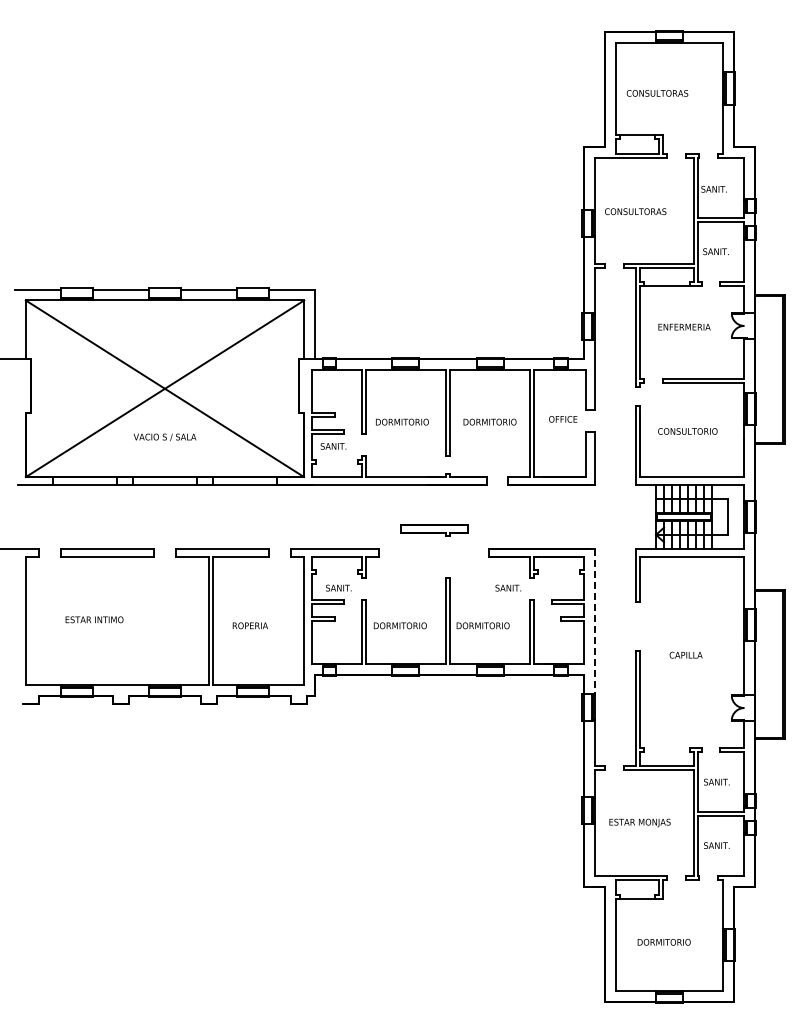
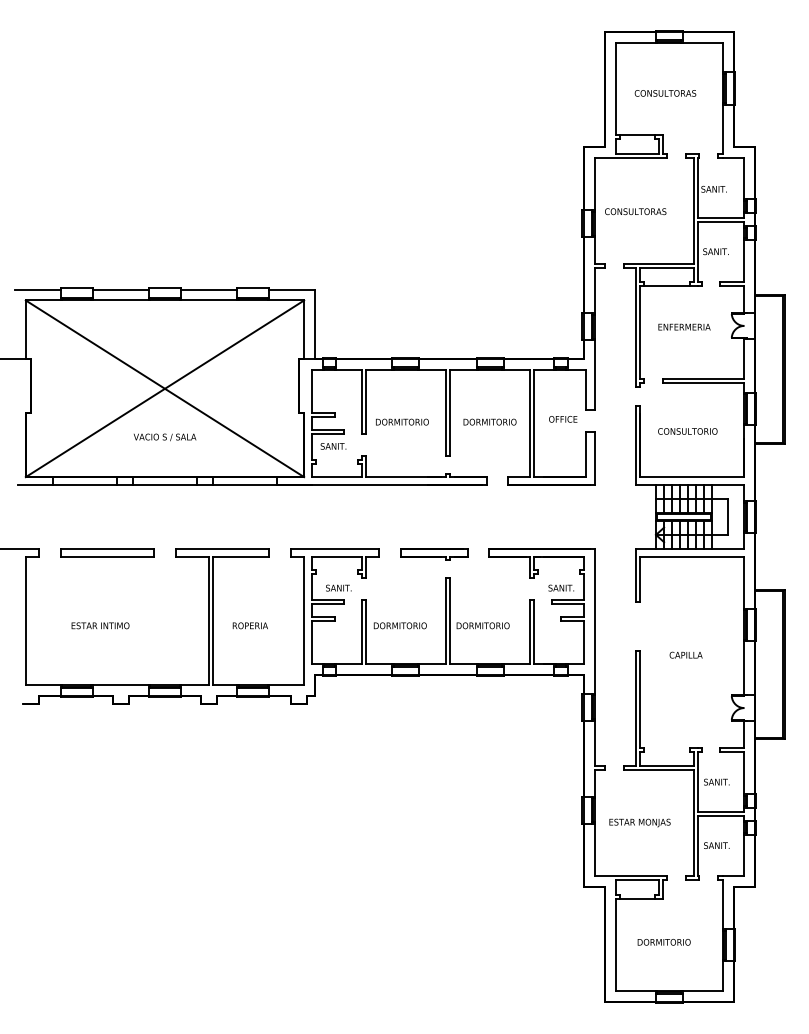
text position: (657, 93) -> (665, 93) (665, 93)
part position: (434, 530) -> (434, 554) (434, 554)
text position: (507, 587) -> (560, 587) (560, 587)
text position: (94, 619) -> (100, 625) (100, 625)
line: dashed -> solid (594, 621)
